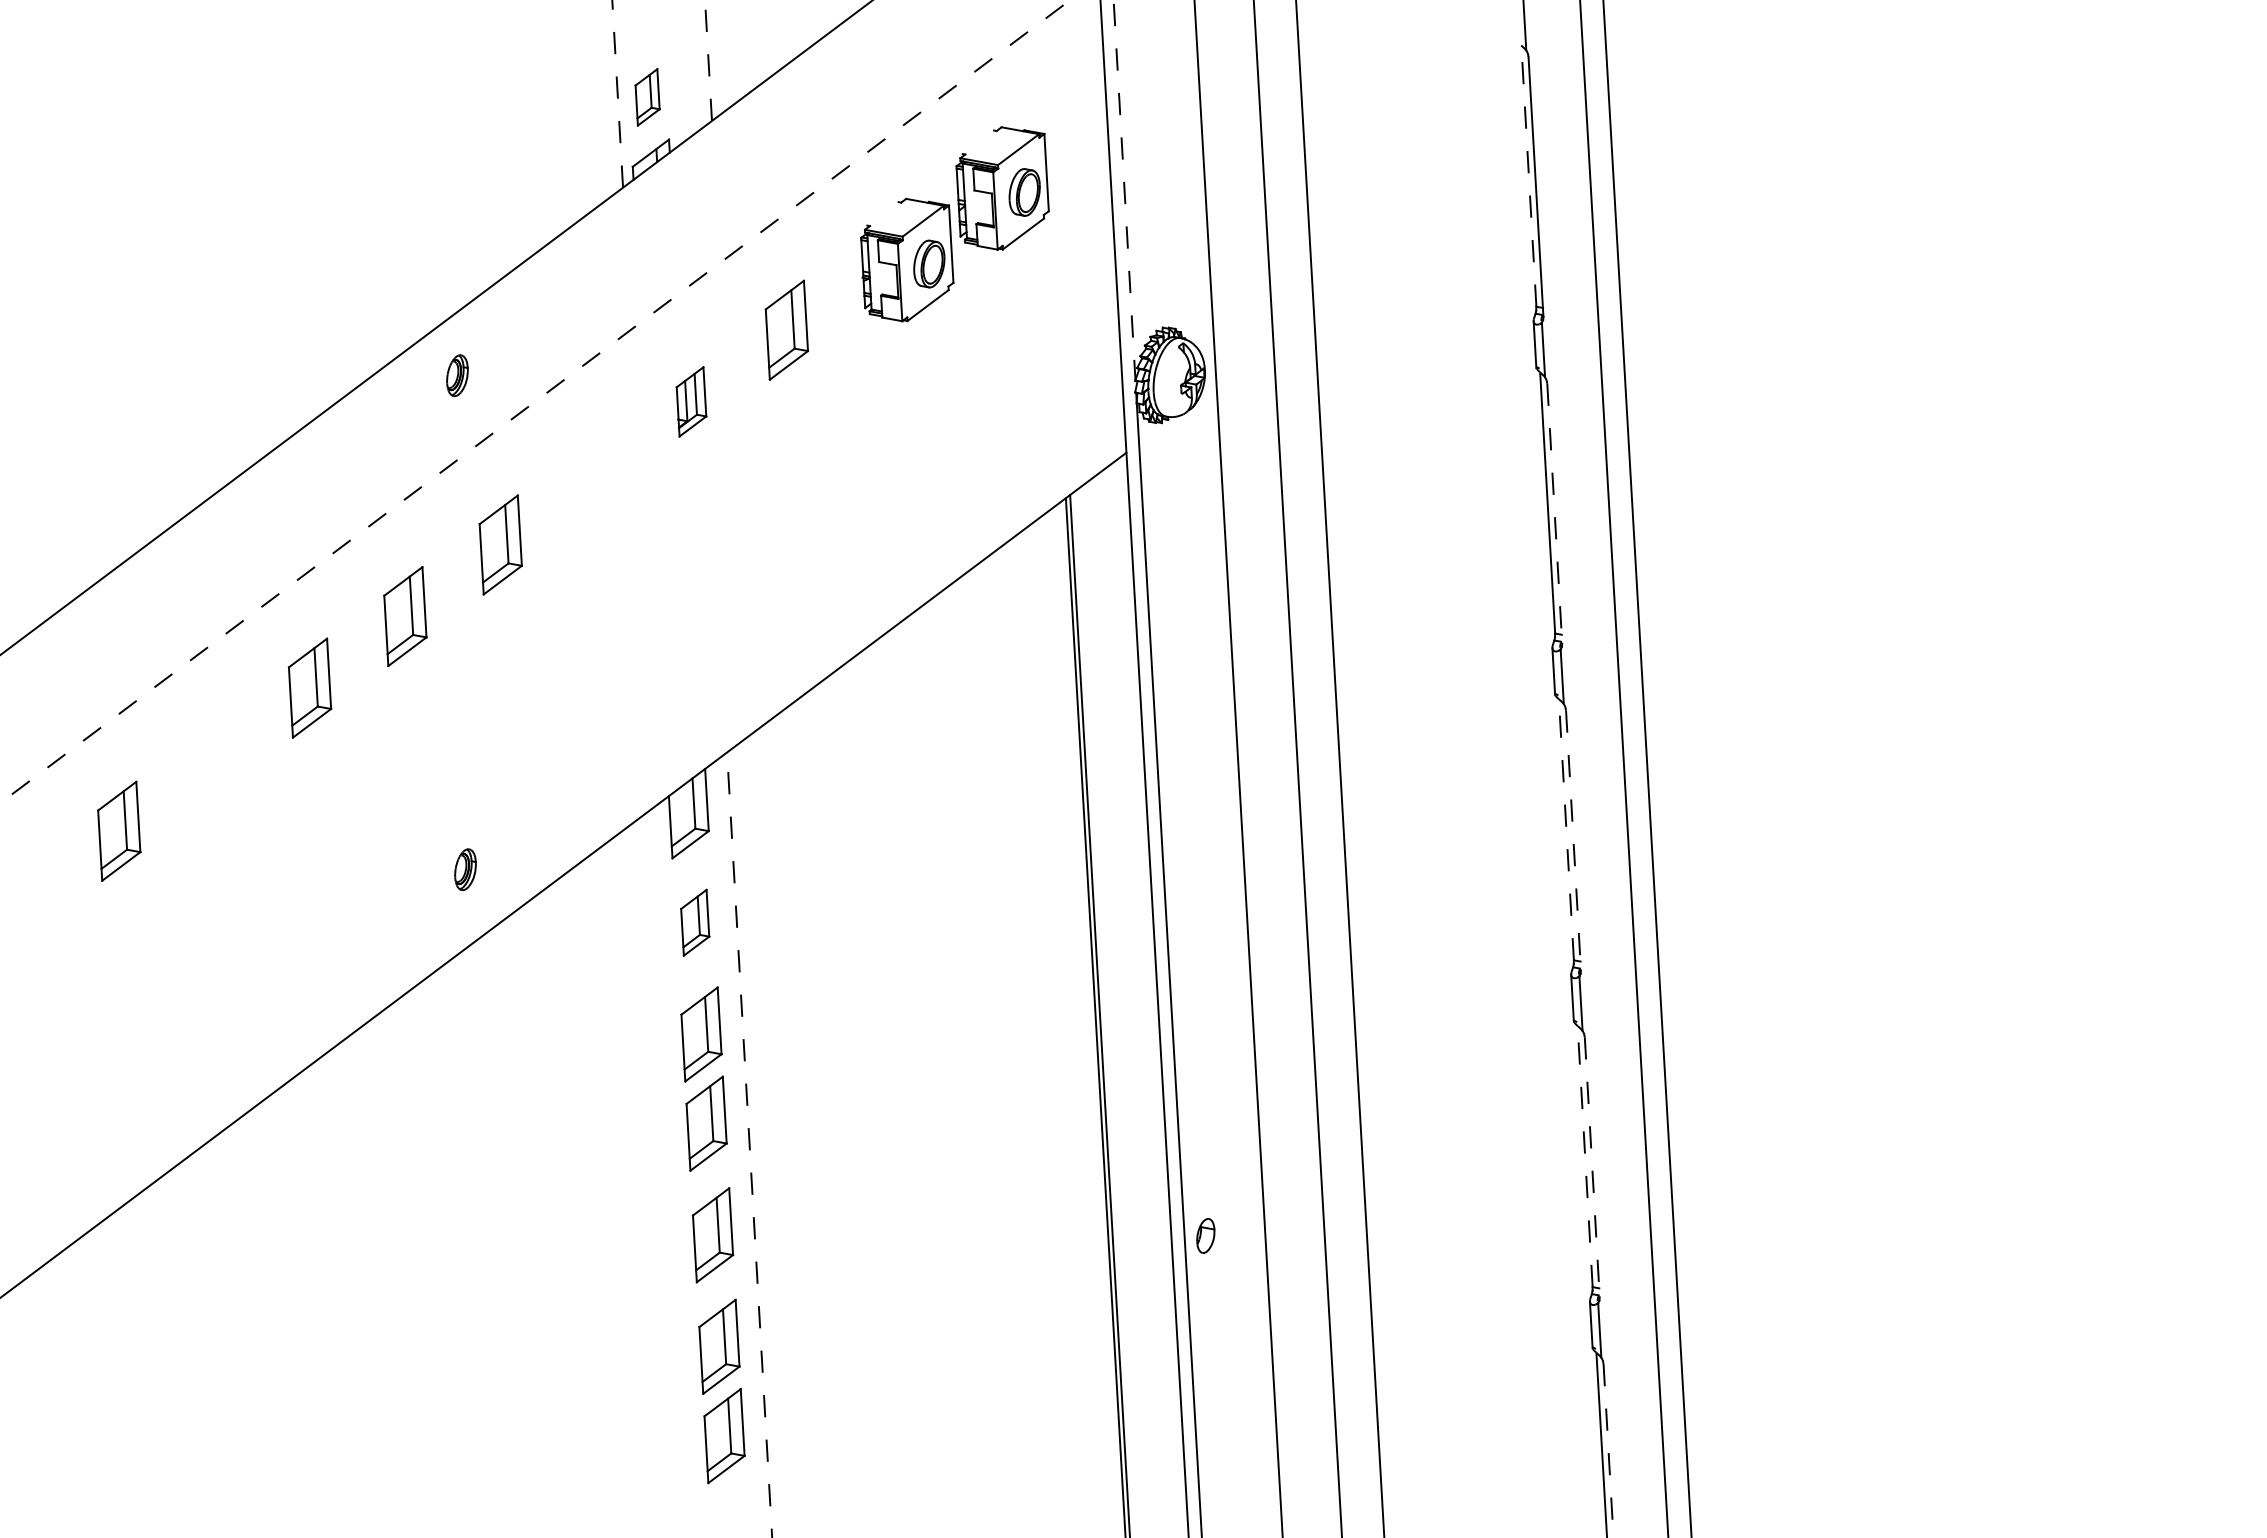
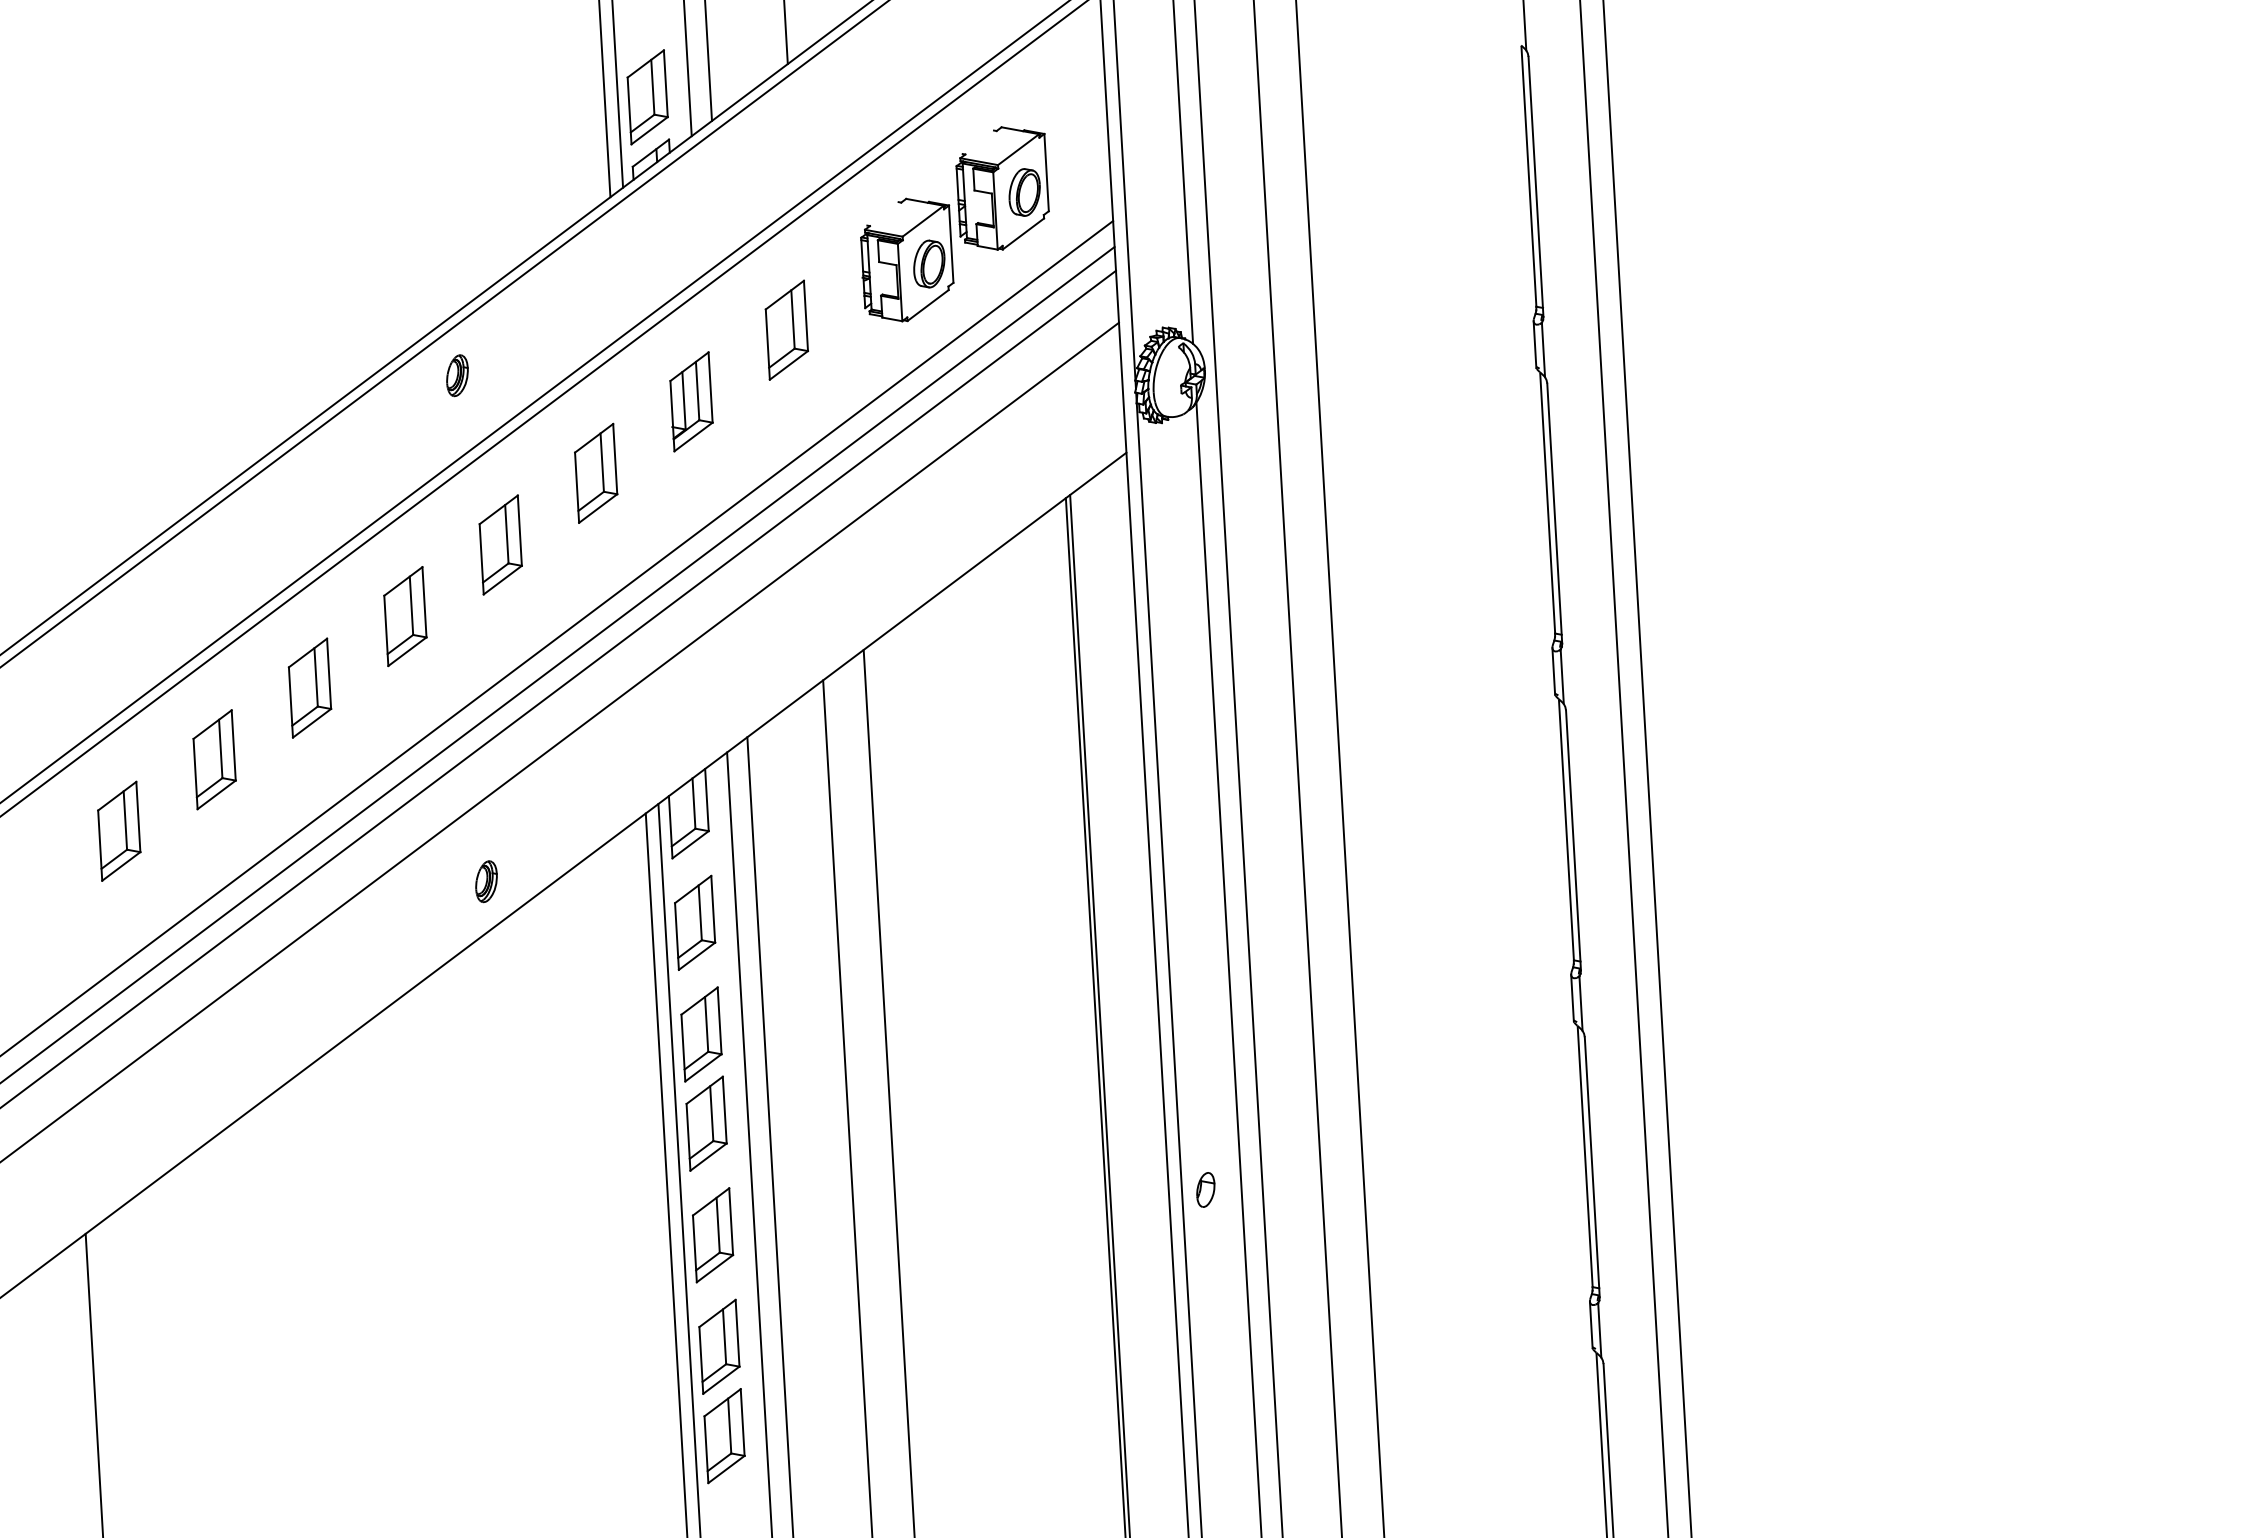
line: none -> present (785, 33)
line: dashed -> solid (708, 60)
line: none -> present (687, 69)
line: dashed -> solid (617, 93)
part size: 27x59 px -> 43x97 px (647, 97)
line: none -> present (604, 99)
line: none -> present (1183, 172)
line: dashed -> solid (1528, 176)
line: dashed -> solid (1124, 195)
line: none -> present (444, 334)
line: dashed -> solid (535, 401)
part size: 33x72 px -> 45x102 px (691, 401)
line: none -> present (543, 408)
part: none -> present (596, 472)
line: dashed -> solid (1554, 514)
line: none -> present (557, 637)
line: none -> present (558, 663)
line: none -> present (559, 688)
line: none -> present (560, 741)
part: none -> present (214, 759)
line: dashed -> solid (1566, 829)
line: dashed -> solid (1573, 840)
part position: (465, 869) -> (486, 881) (486, 881)
part size: 31x69 px -> 43x97 px (695, 922)
line: none -> present (1228, 968)
line: none -> present (888, 1091)
line: none -> present (847, 1107)
line: none -> present (770, 1135)
line: dashed -> solid (749, 1144)
line: dashed -> solid (1585, 1156)
line: dashed -> solid (1592, 1167)
line: none -> present (679, 1169)
line: none -> present (666, 1173)
part position: (1205, 1235) -> (1205, 1189) (1205, 1189)
line: none -> present (93, 1383)
line: dashed -> solid (1608, 1450)
